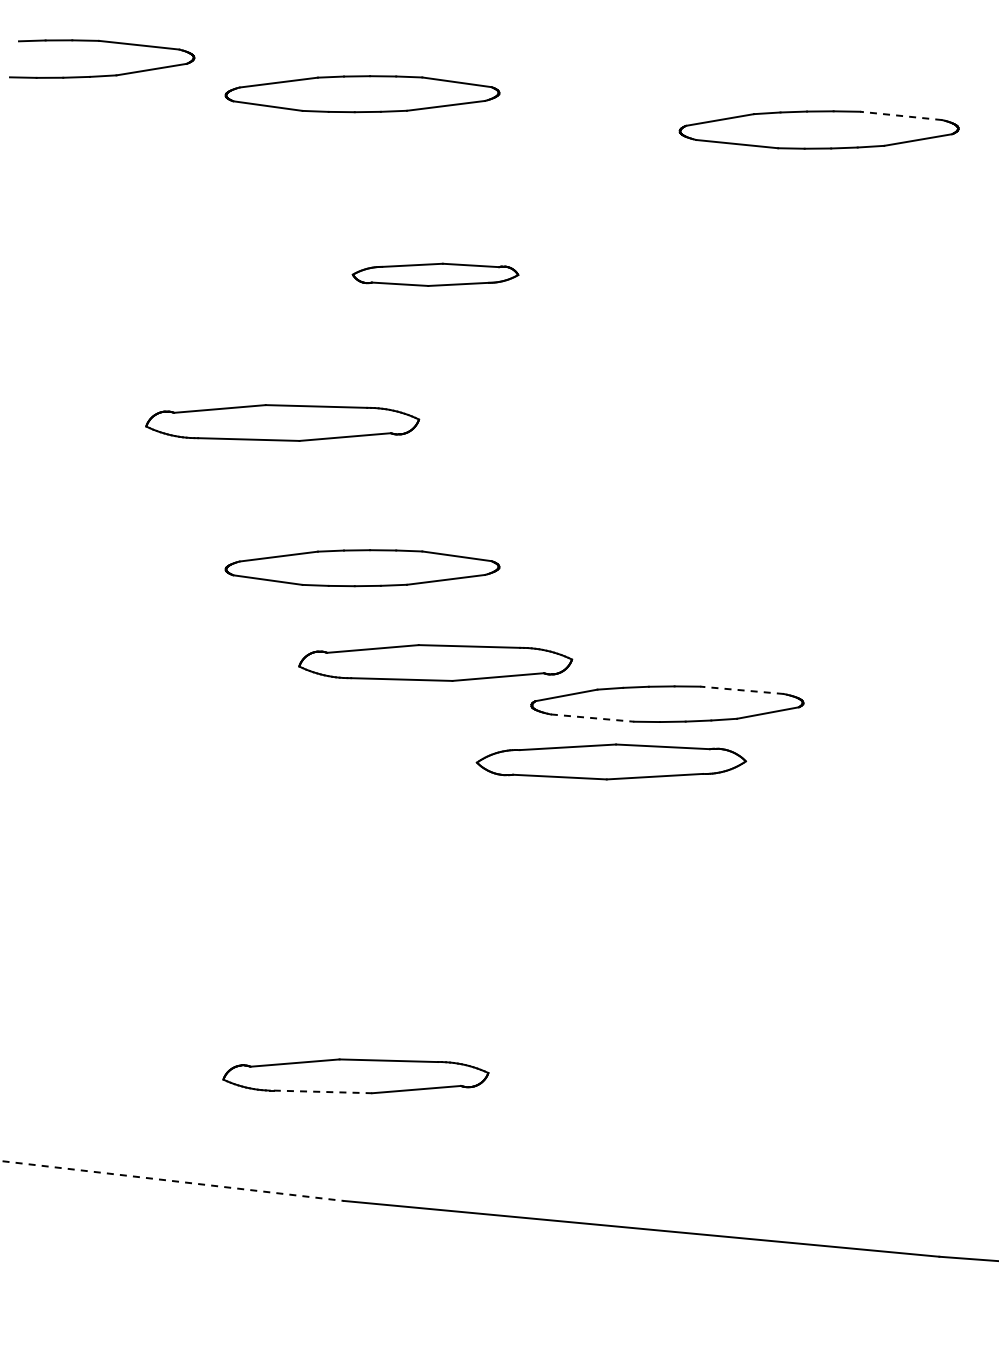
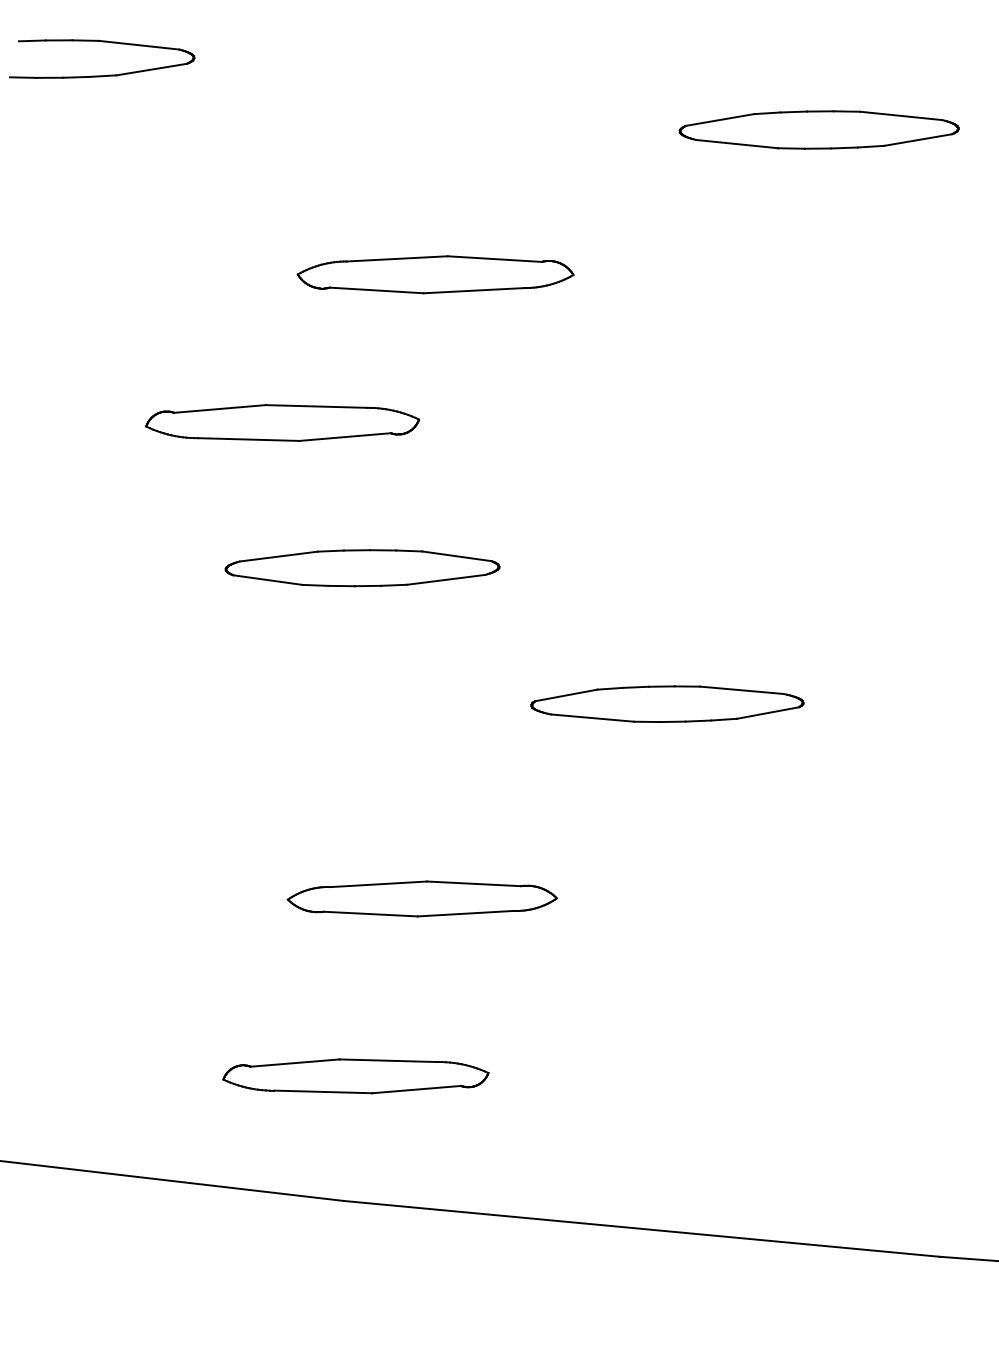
part: present -> none (362, 94)
line: dashed -> solid (900, 115)
part size: 169x25 px -> 279x40 px (435, 274)
part: present -> none (435, 662)
line: dashed -> solid (742, 690)
line: dashed -> solid (592, 718)
part position: (610, 761) -> (421, 898) (421, 898)
line: dashed -> solid (323, 1091)
line: dashed -> solid (172, 1180)
